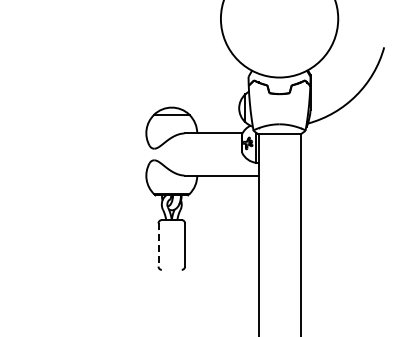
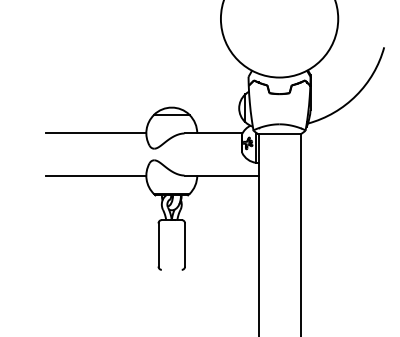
line: none -> present (96, 133)
line: none -> present (96, 175)
line: dashed -> solid (158, 245)
